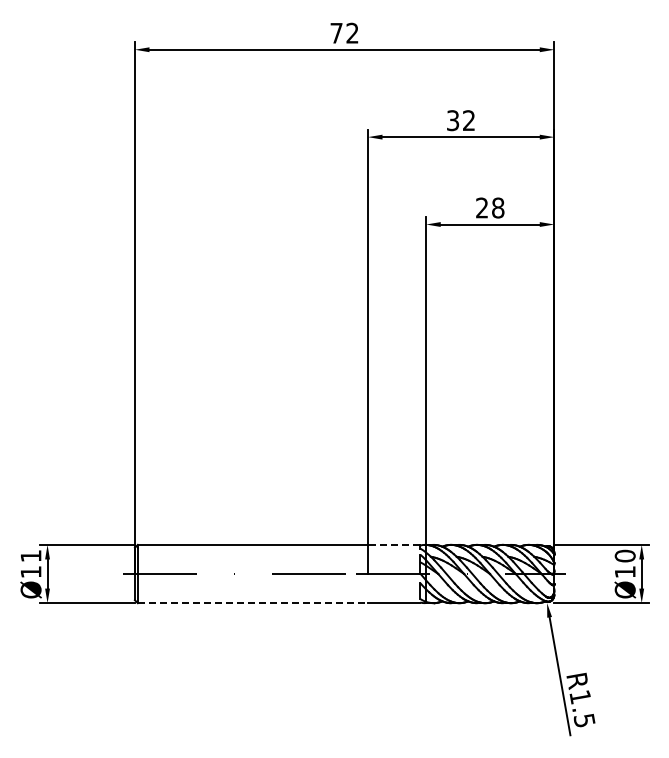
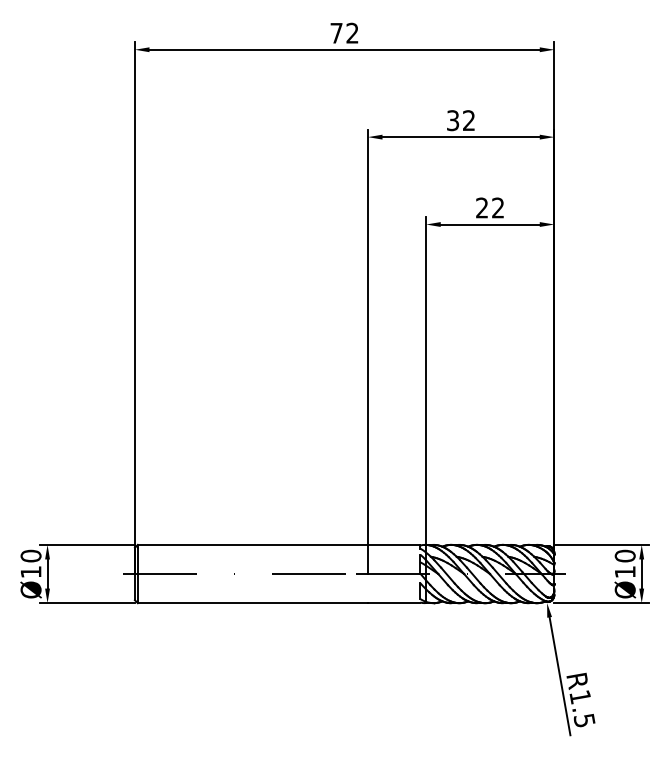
text: 28 -> 22 (498, 207)
line: dashed -> solid (393, 544)
text: Ø11 -> Ø10 (30, 555)
line: dashed -> solid (253, 603)
